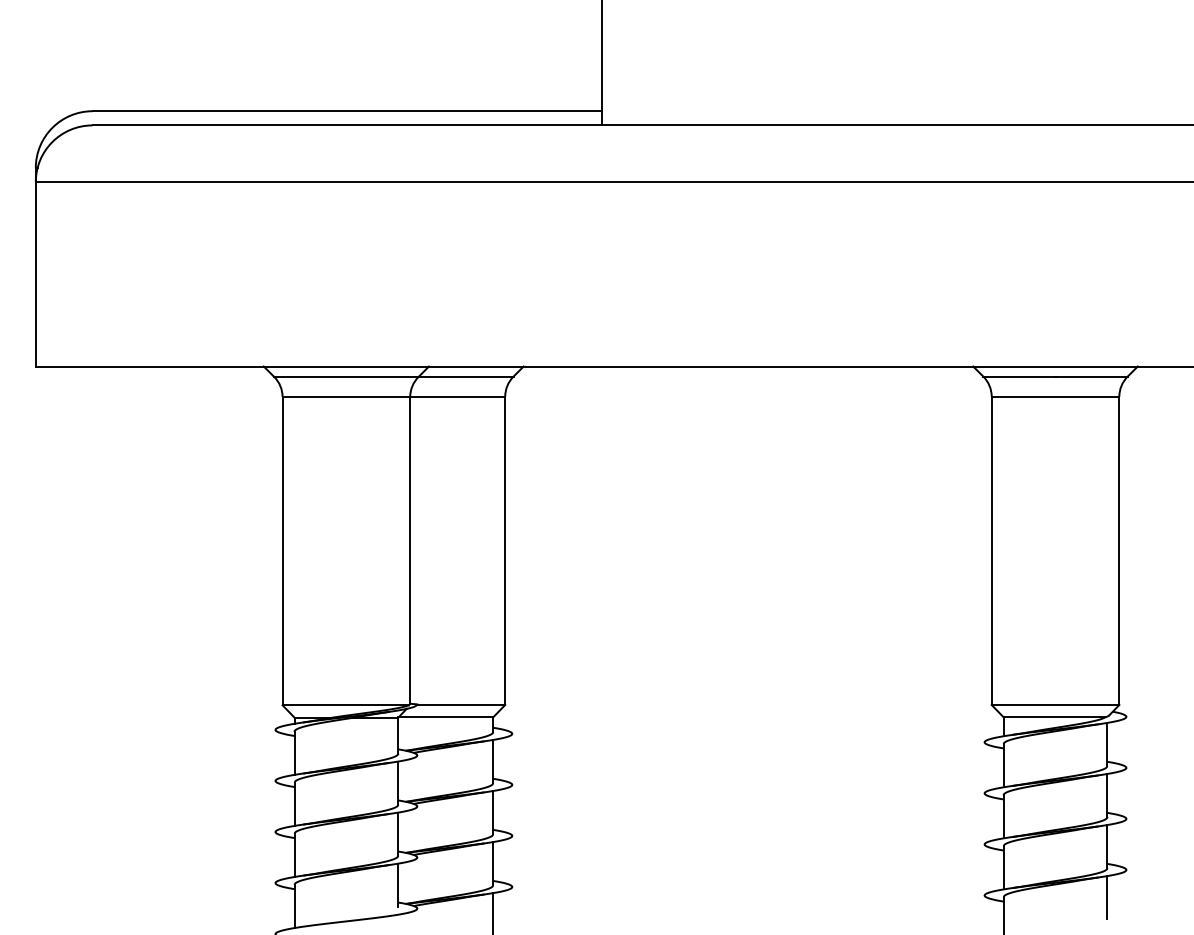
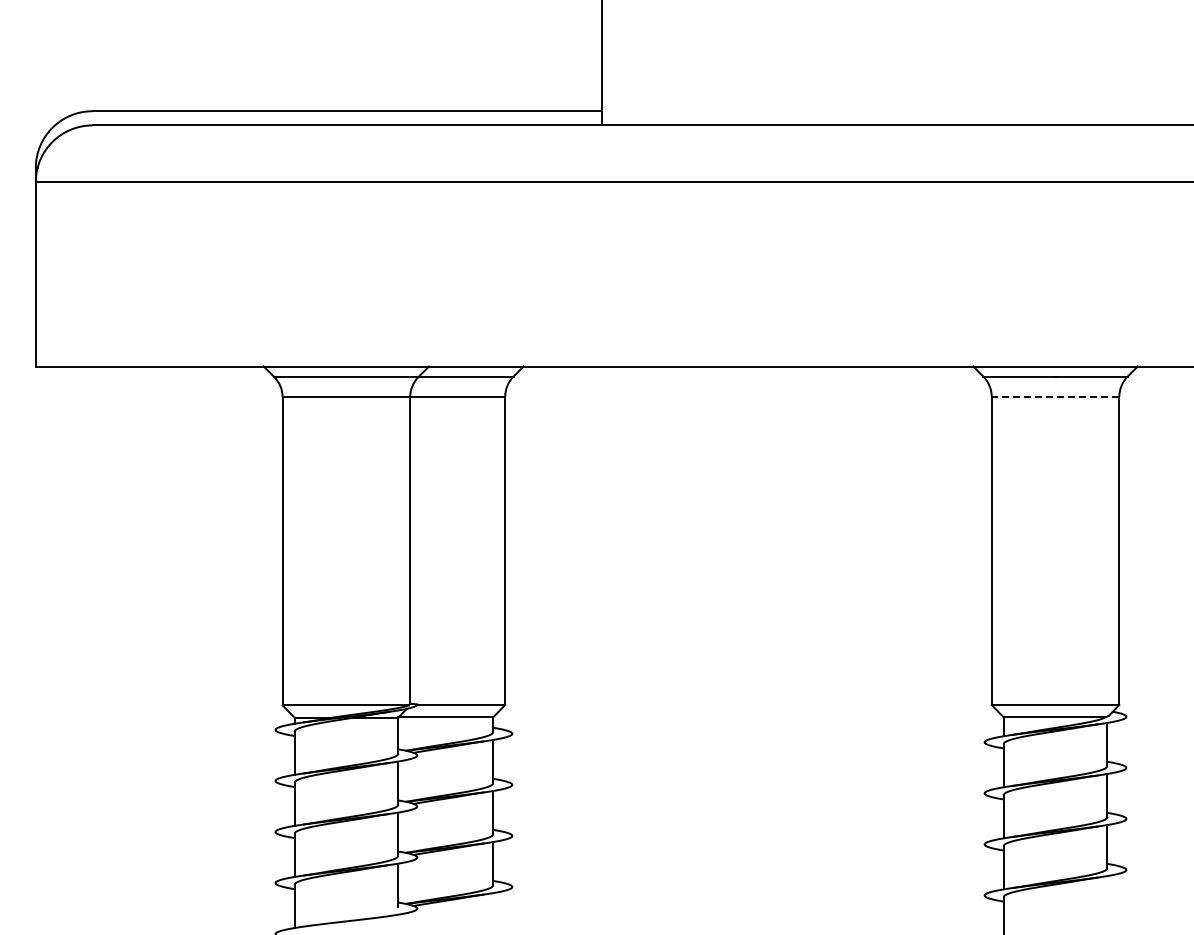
line: solid -> dashed (1055, 396)
line: present -> none (1107, 897)
line: present -> none (493, 912)
